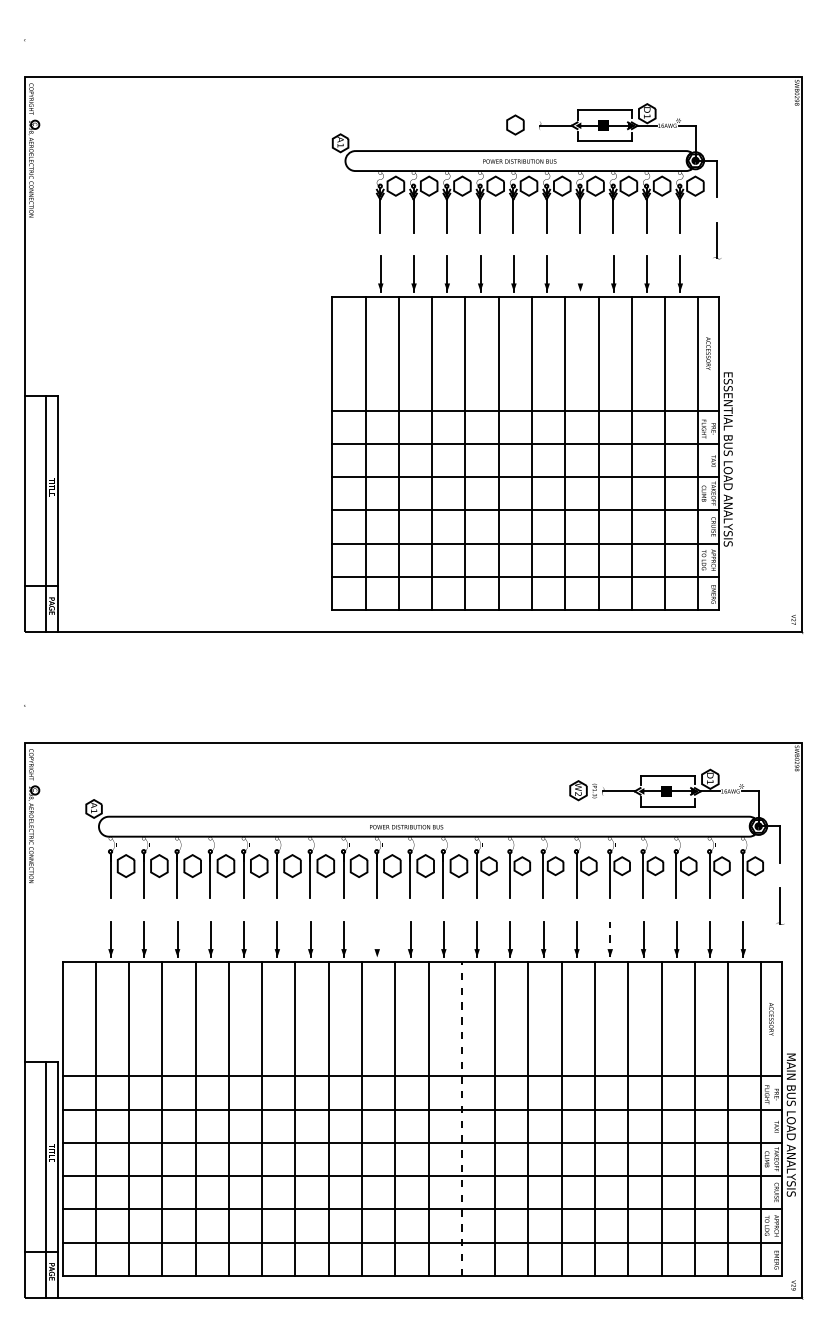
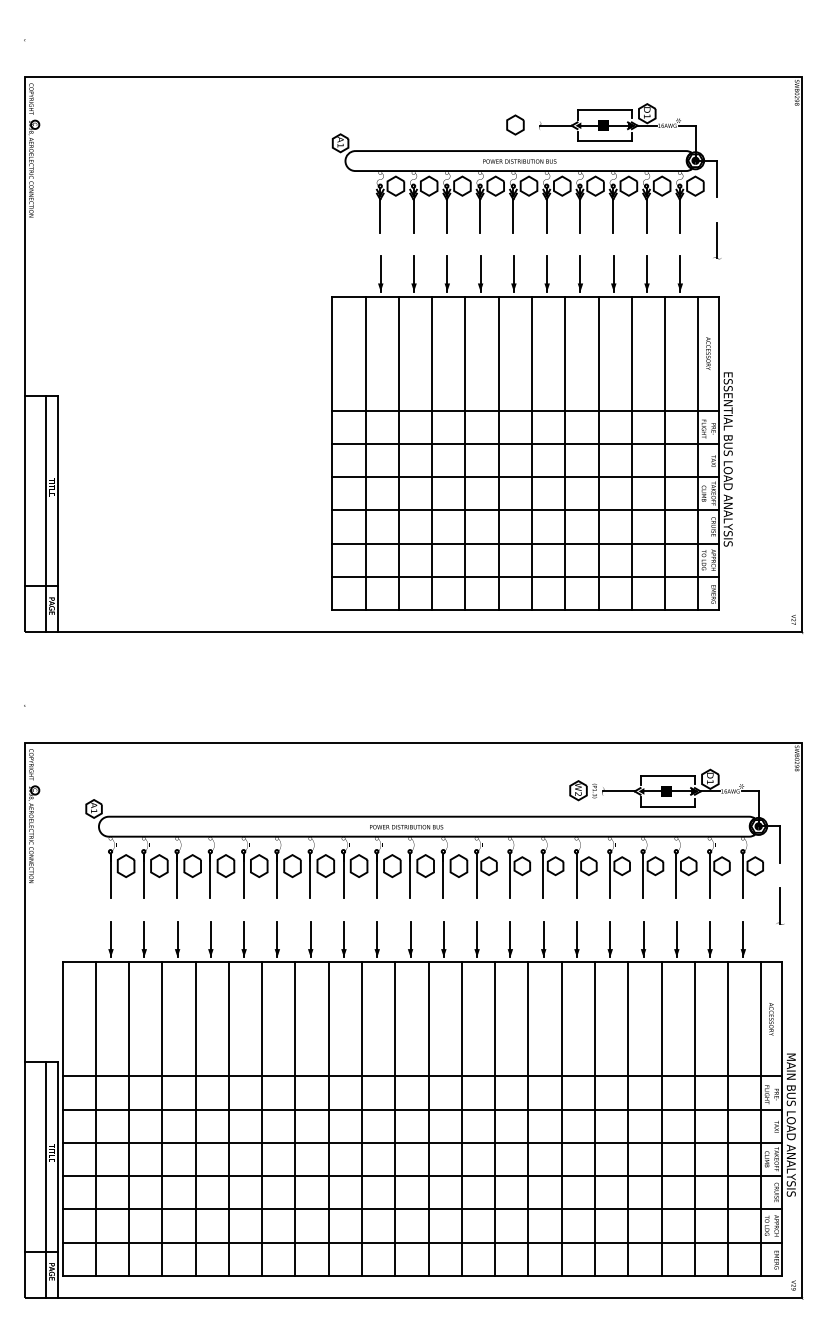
line: none -> present (580, 273)
line: none -> present (377, 939)
line: dashed -> solid (610, 939)
line: dashed -> solid (461, 1119)
